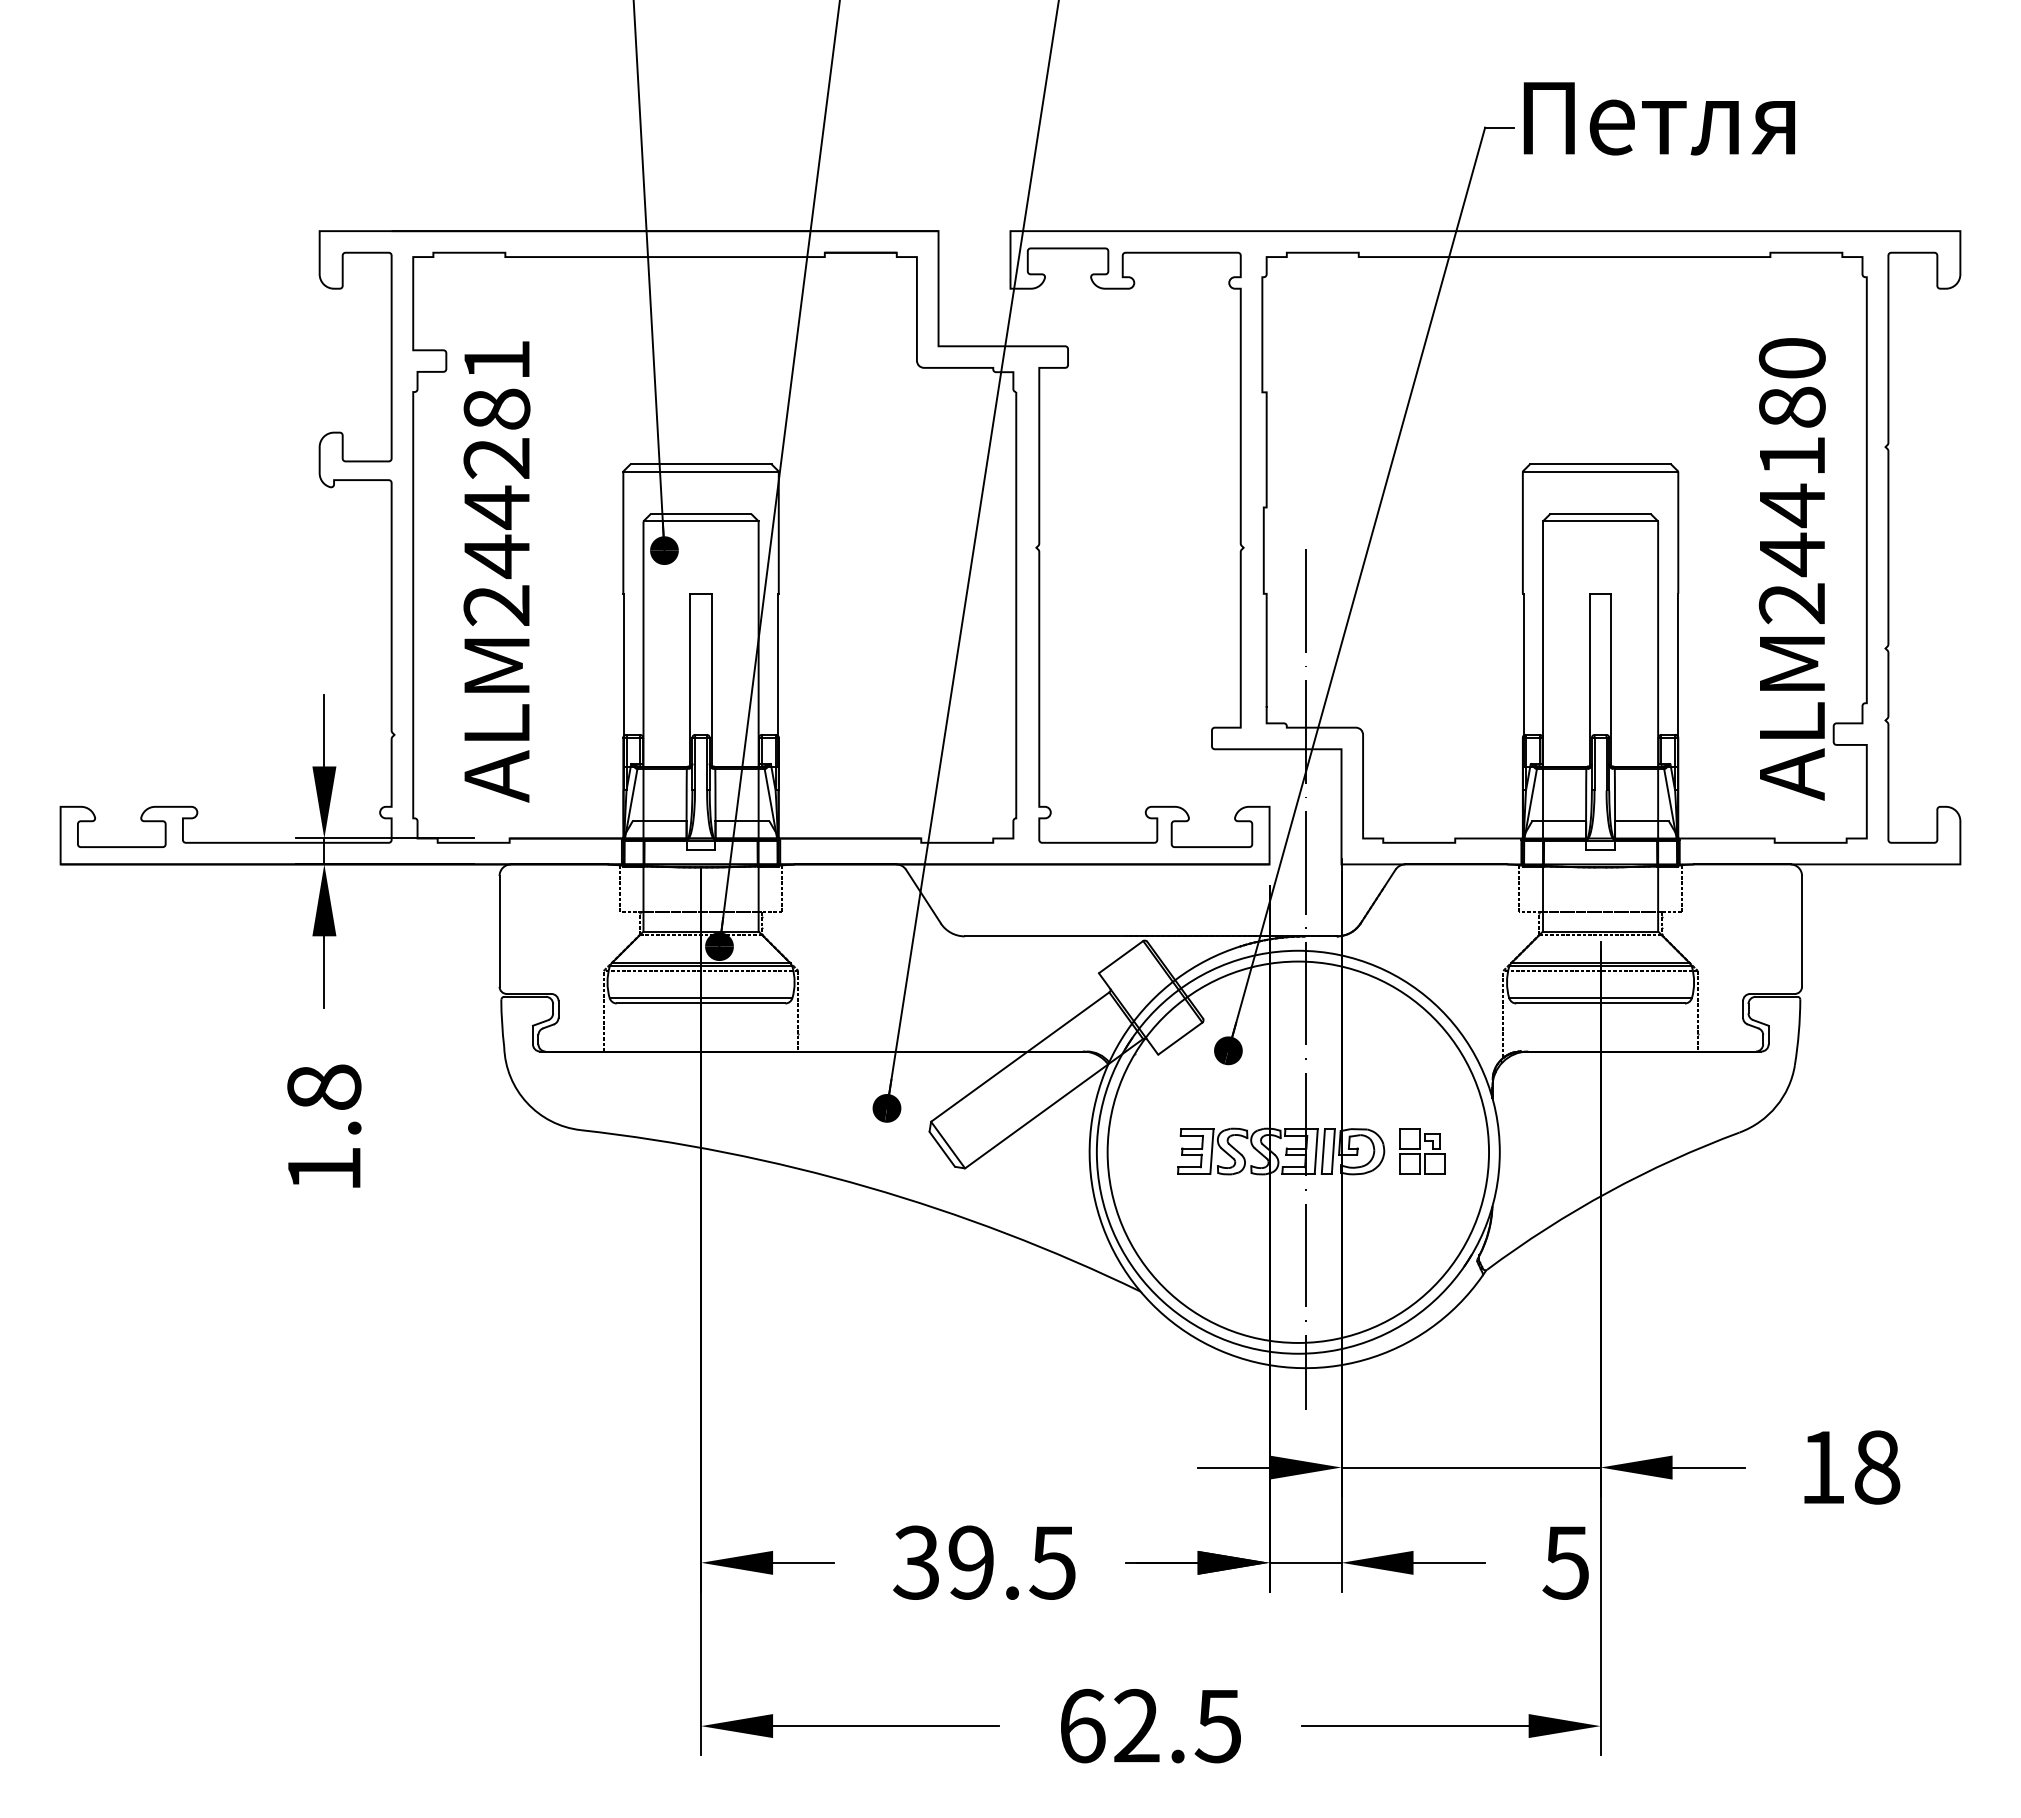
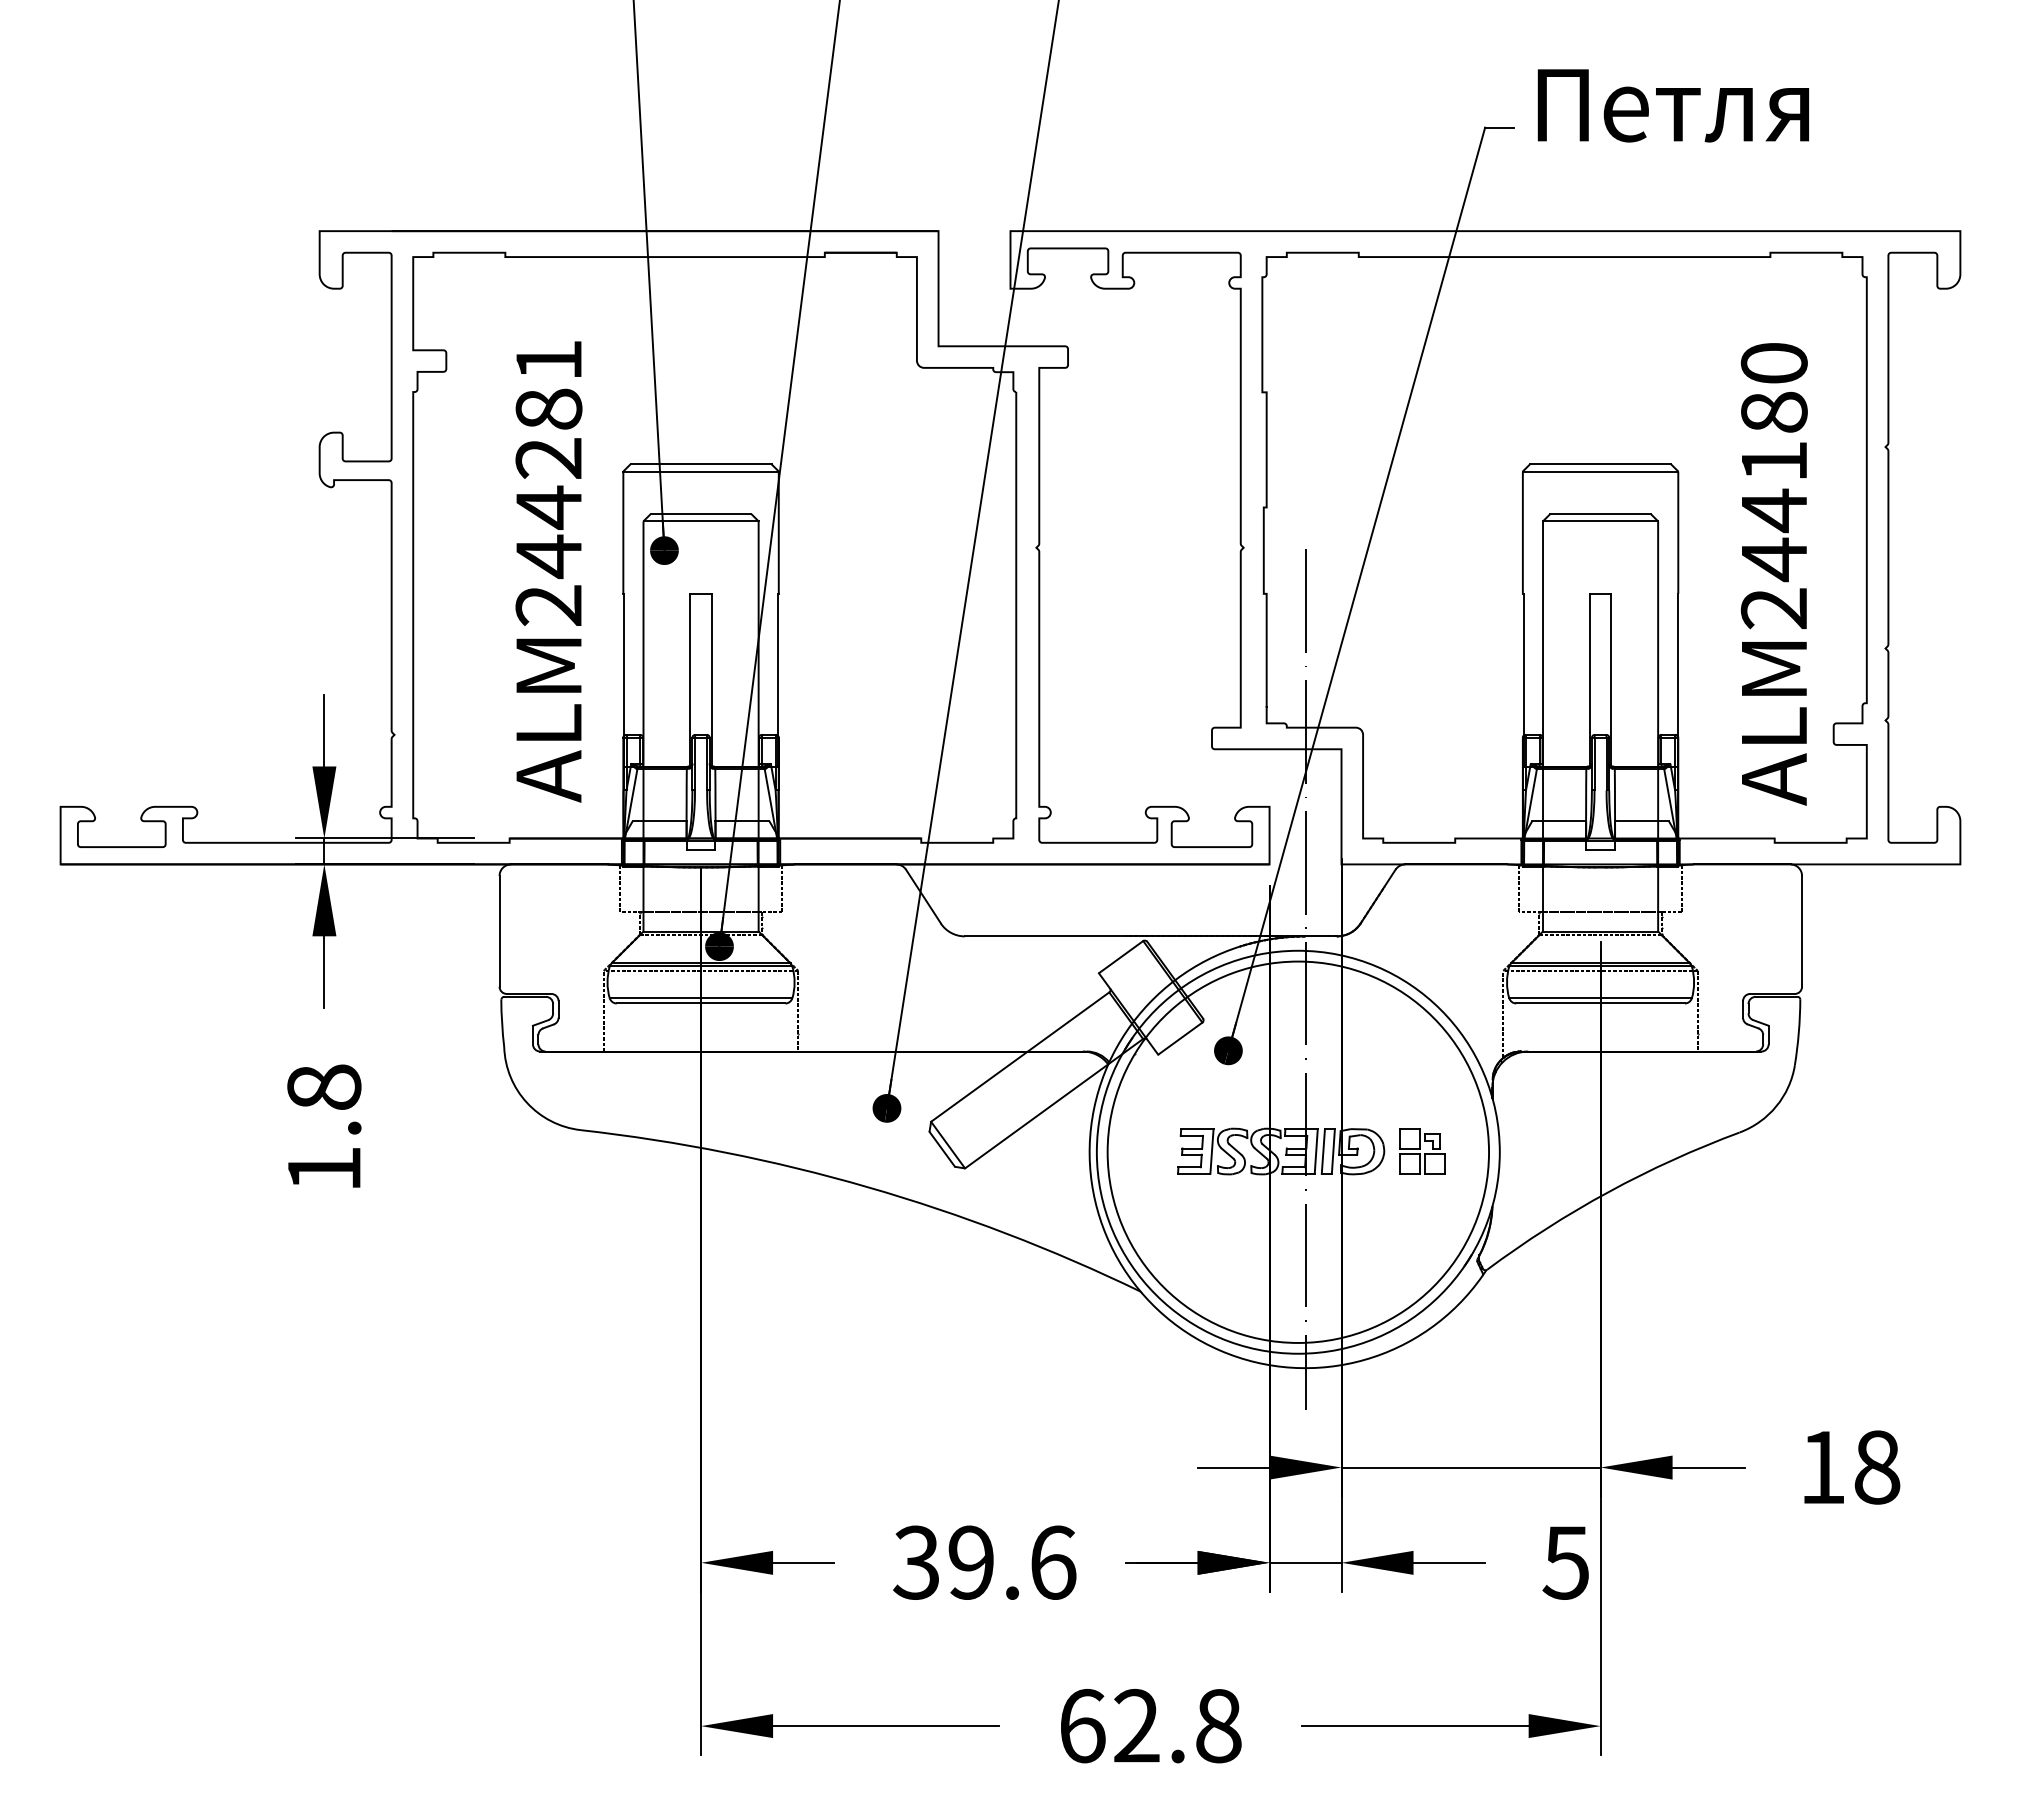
text position: (1658, 118) -> (1672, 105) (1672, 105)
text position: (1791, 569) -> (1773, 574) (1773, 574)
text position: (496, 571) -> (548, 571) (548, 571)
text: 39.5 -> 39.6 (1052, 1562)
text: 62.5 -> 62.8 (1217, 1726)
